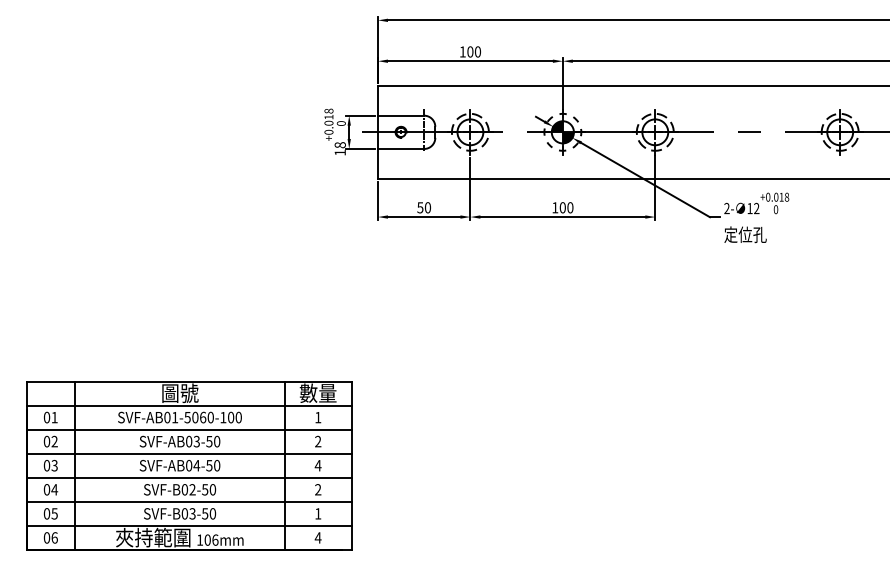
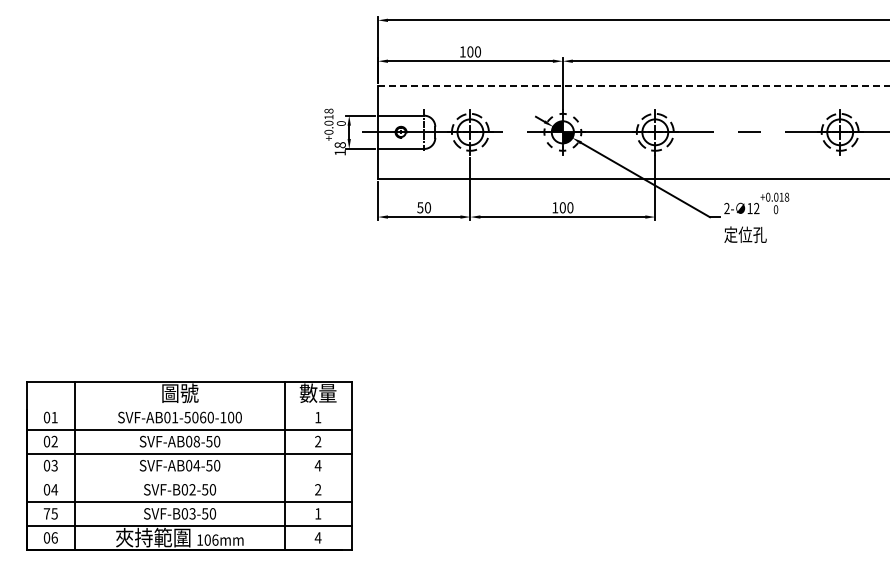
line: solid -> dashed (633, 86)
line: present -> none (188, 405)
text: SVF-AB03-50 -> SVF-AB08-50 (196, 441)
line: present -> none (188, 477)
text: 05 -> 75 (46, 513)
